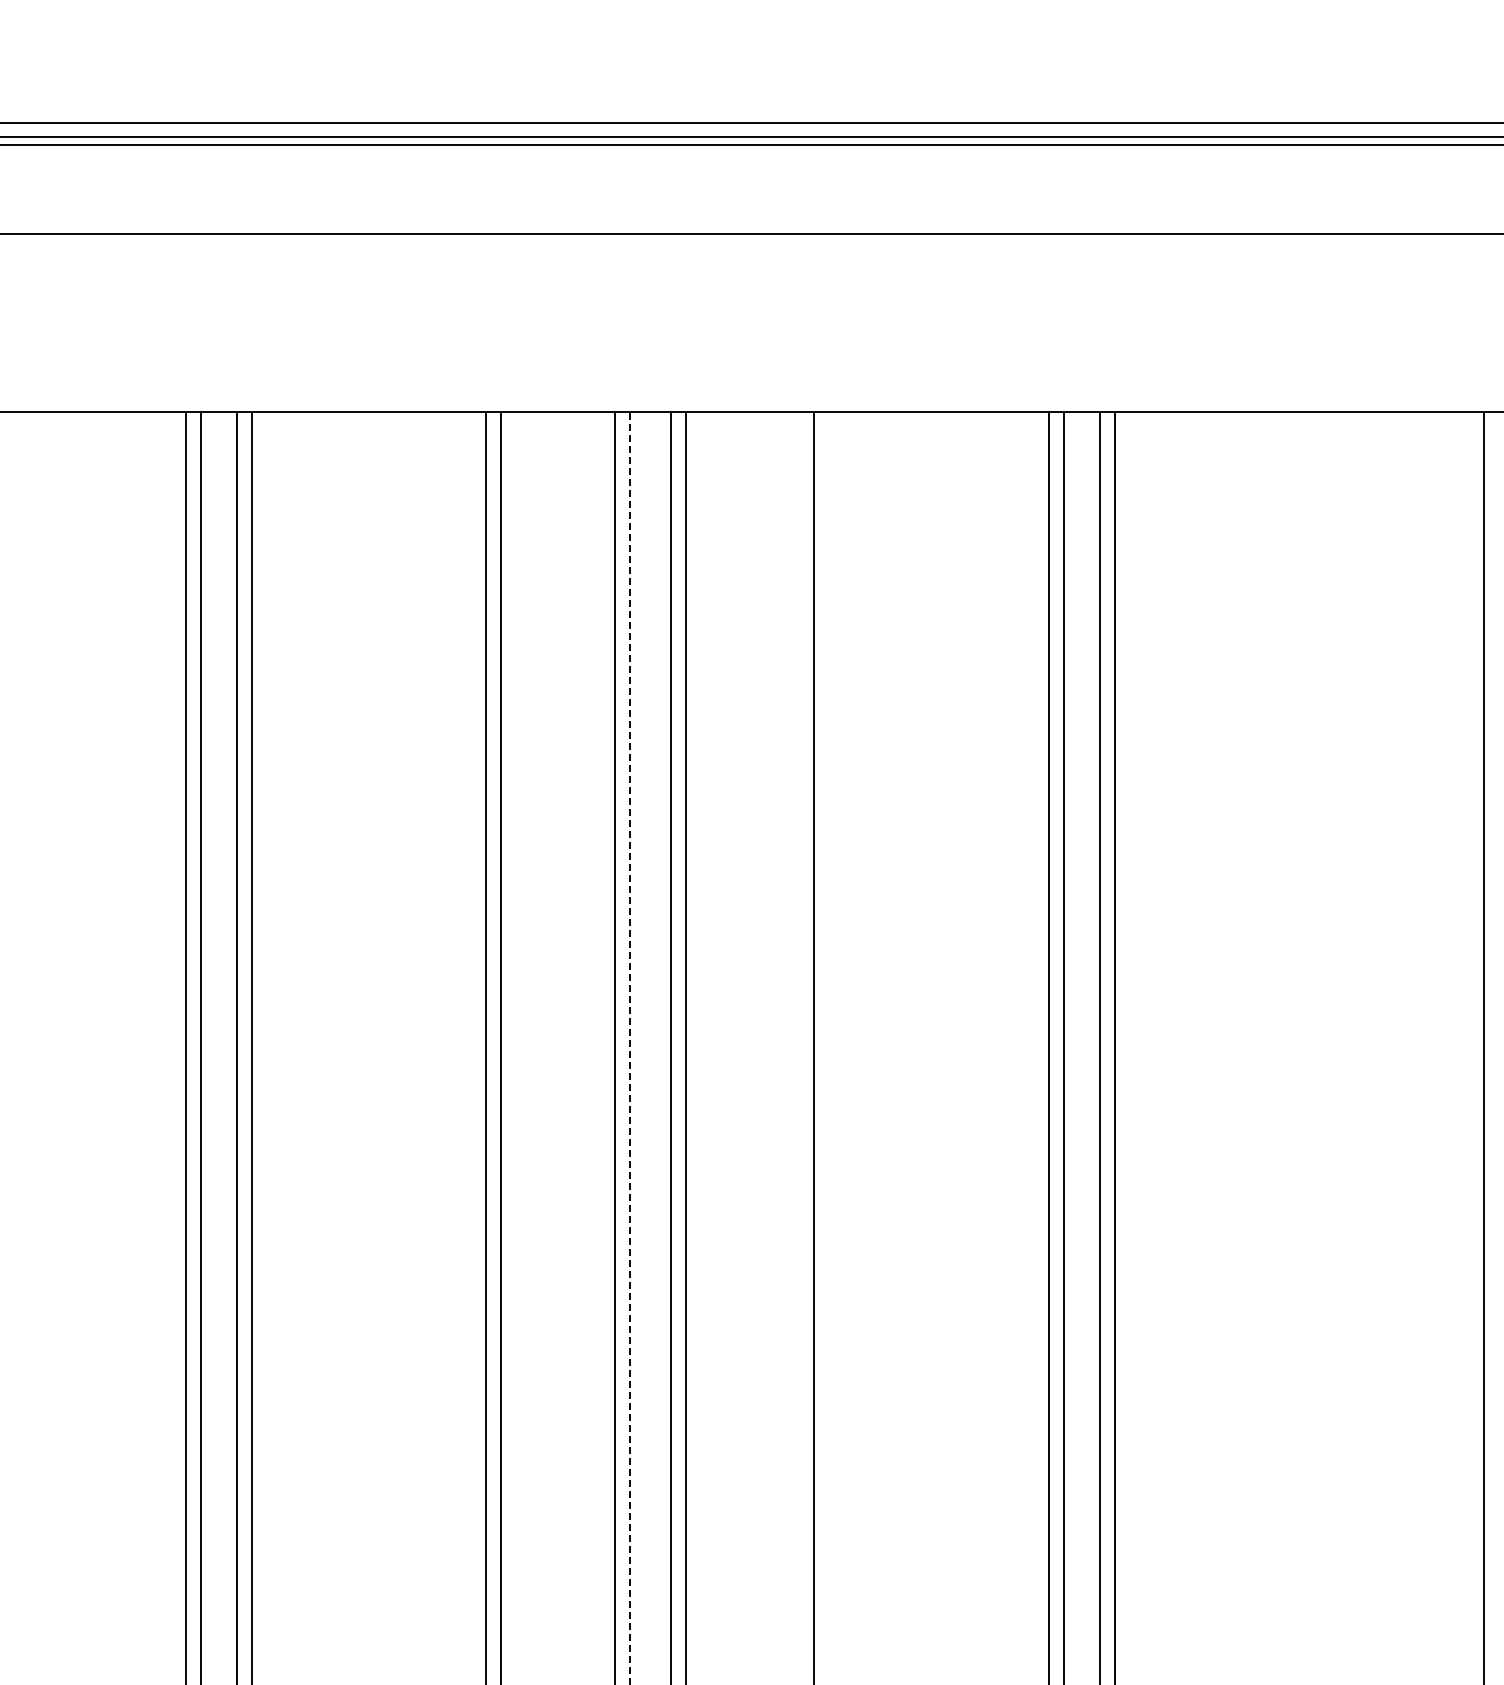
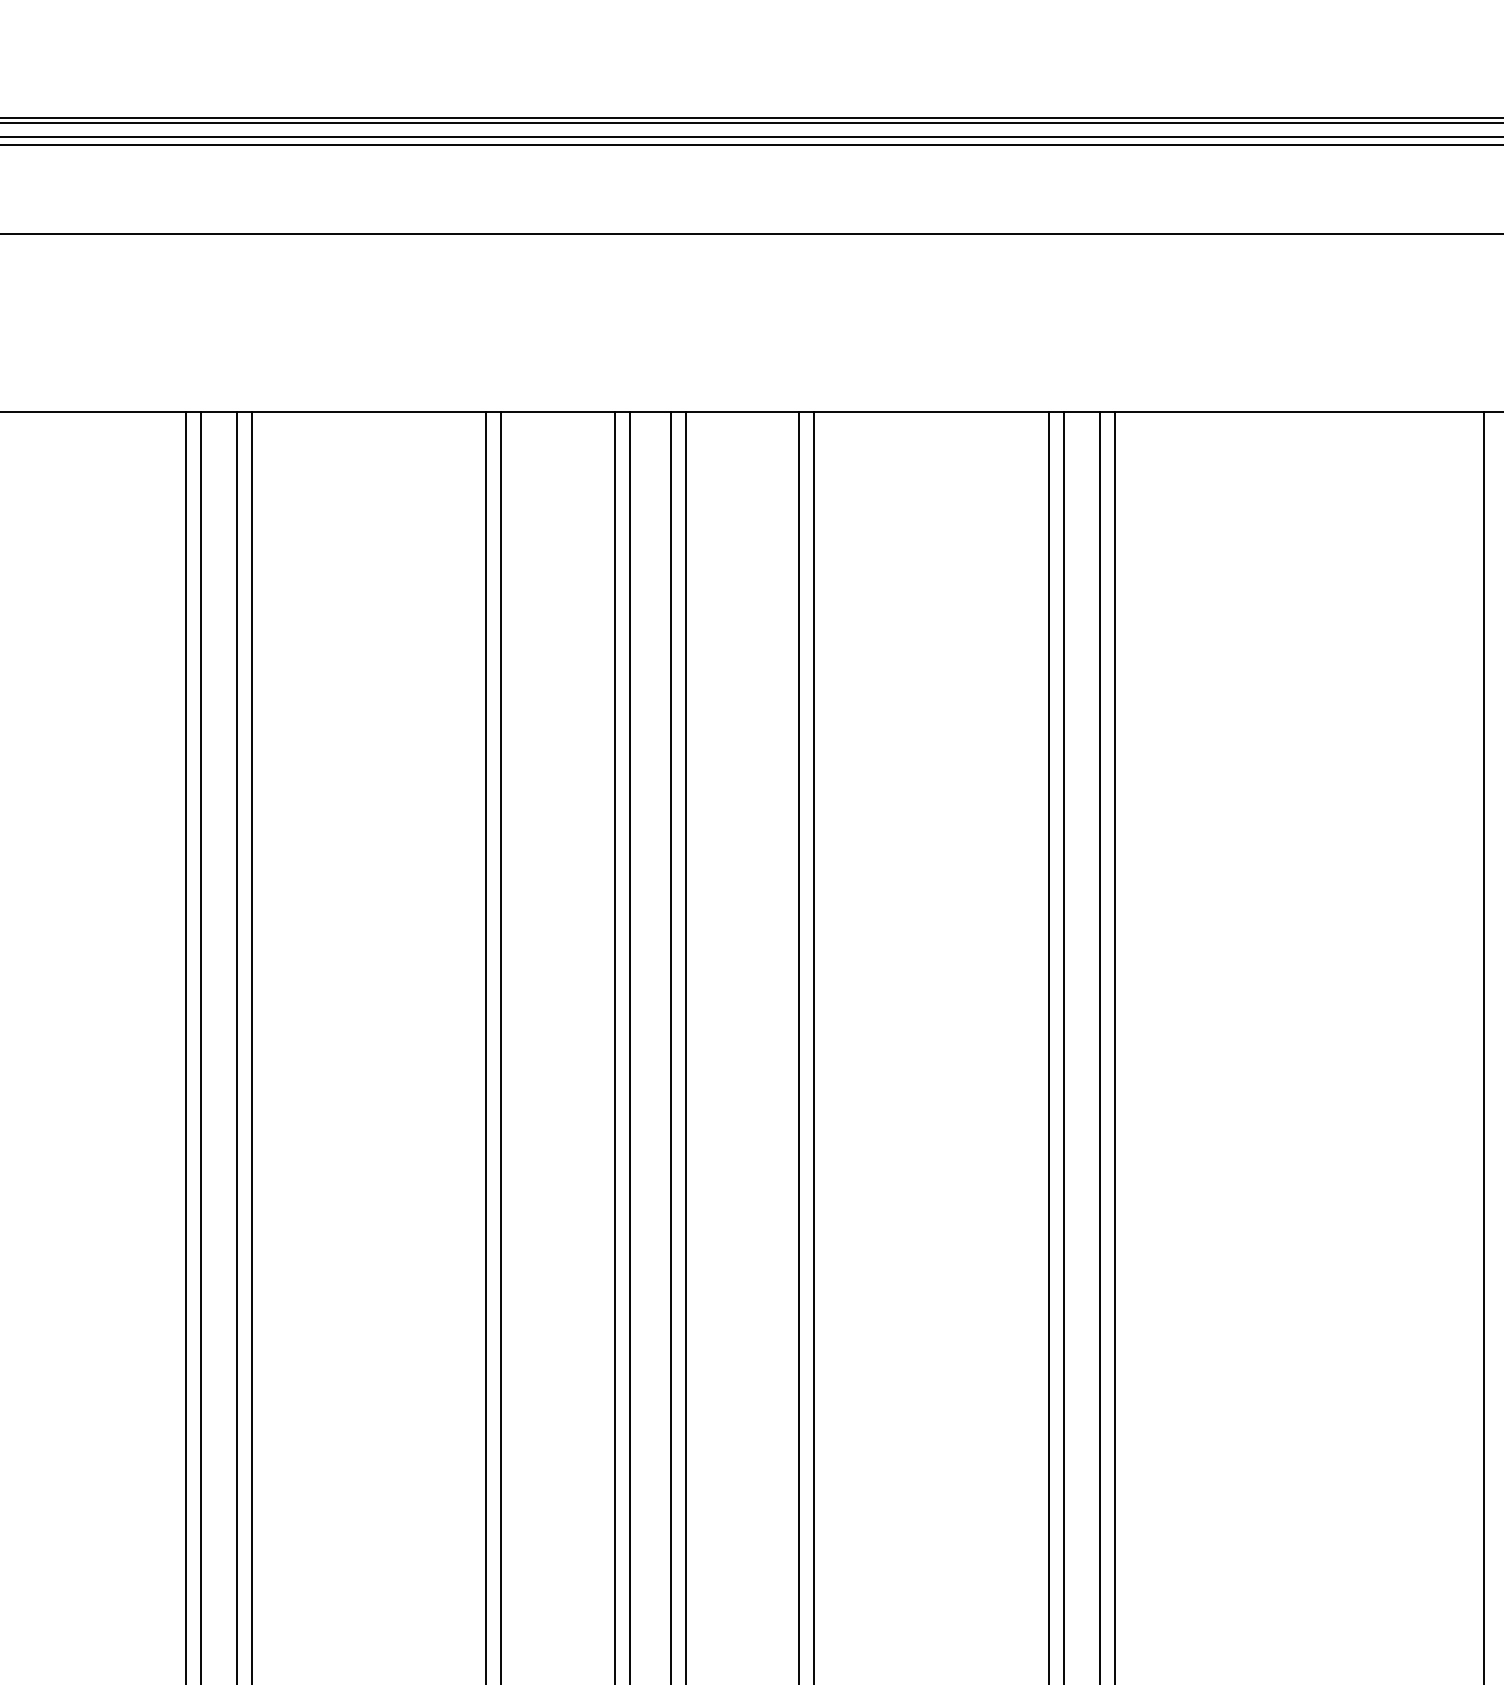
line: none -> present (751, 117)
line: none -> present (799, 1046)
line: dashed -> solid (629, 1048)
